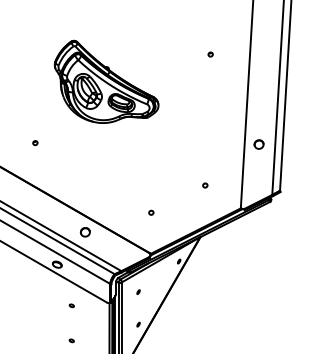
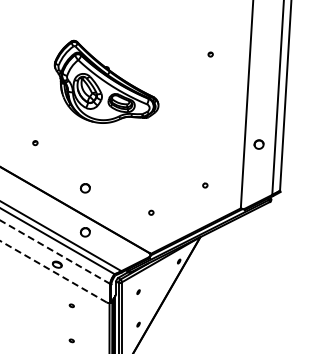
part: none -> present (84, 188)
line: solid -> dashed (54, 252)
line: solid -> dashed (53, 271)
